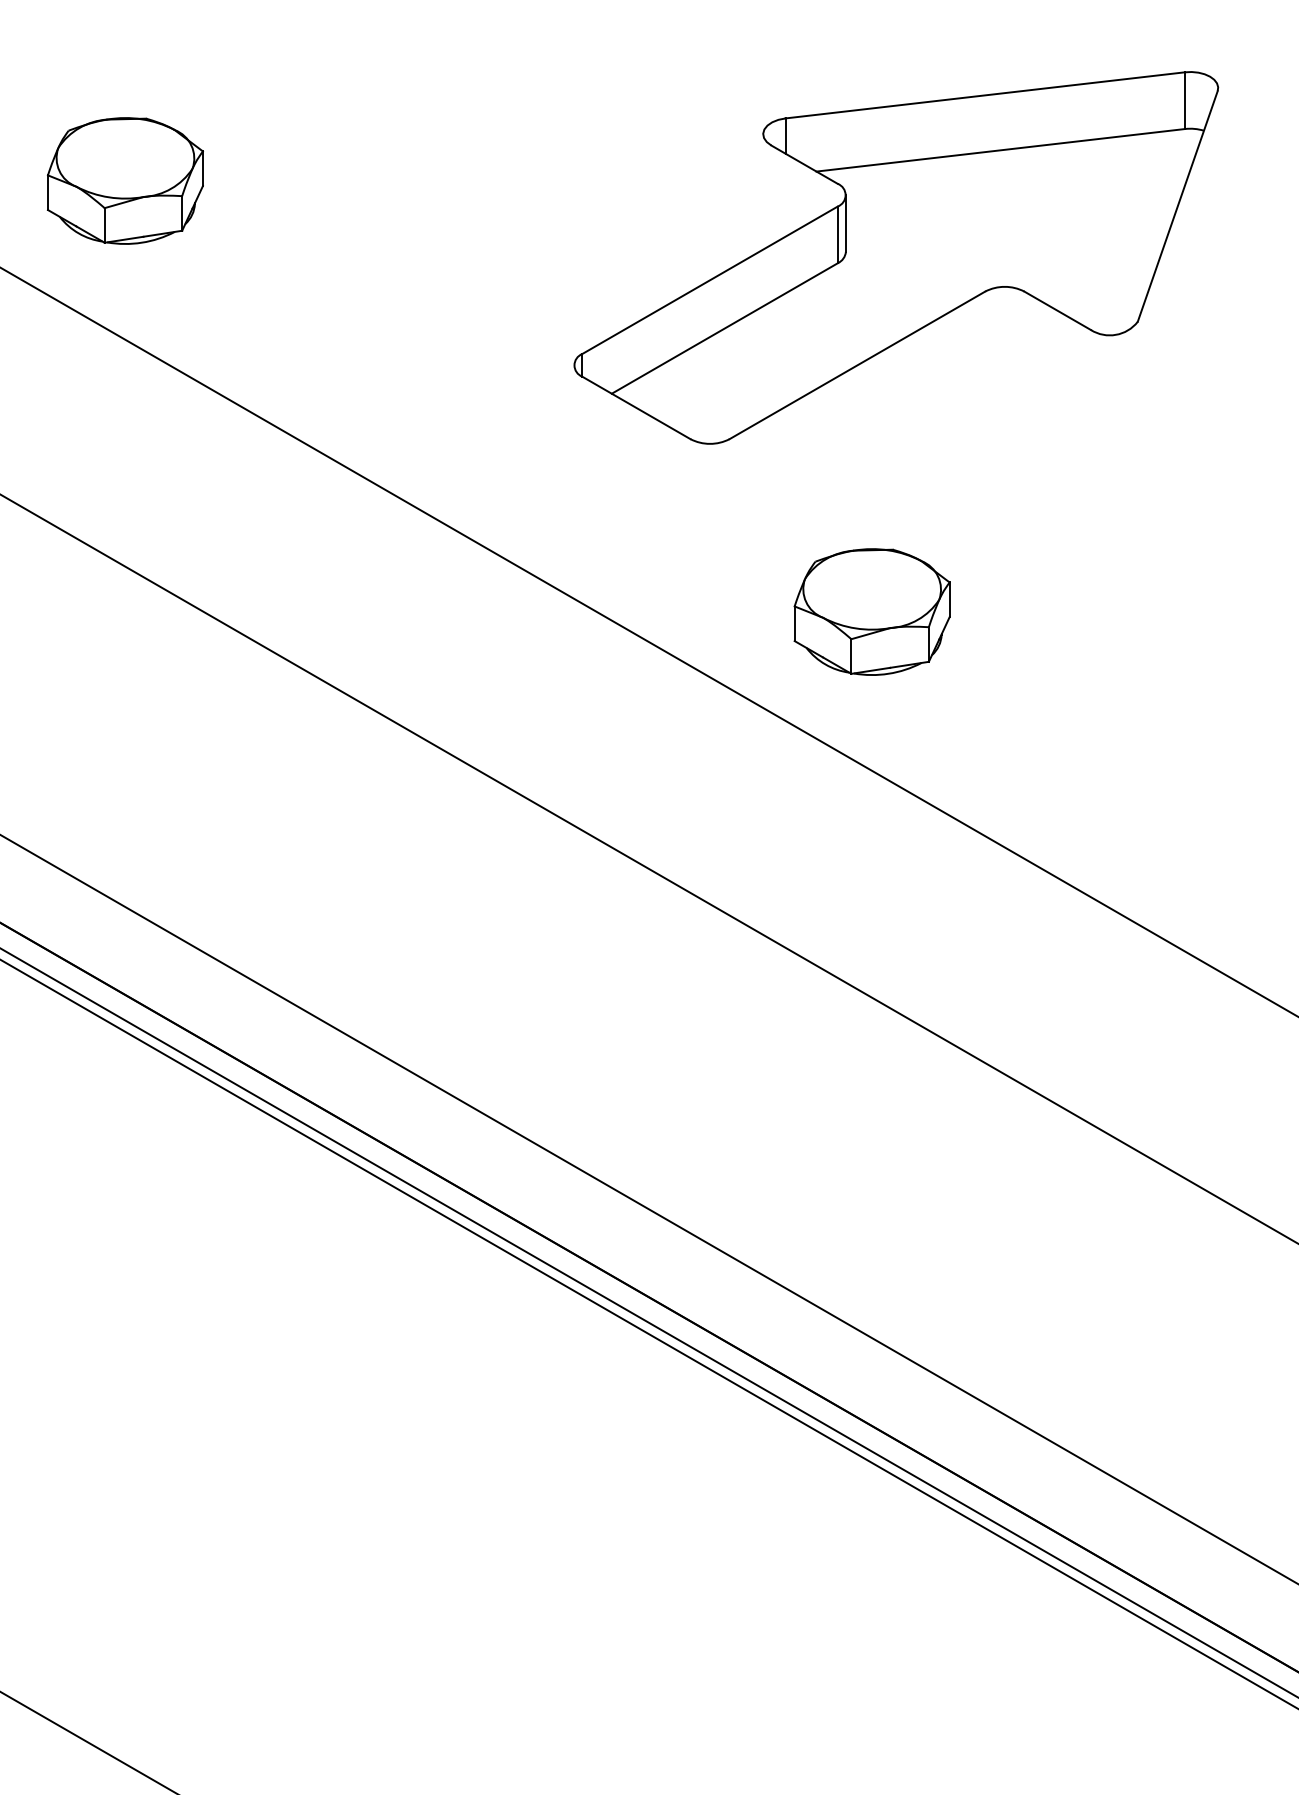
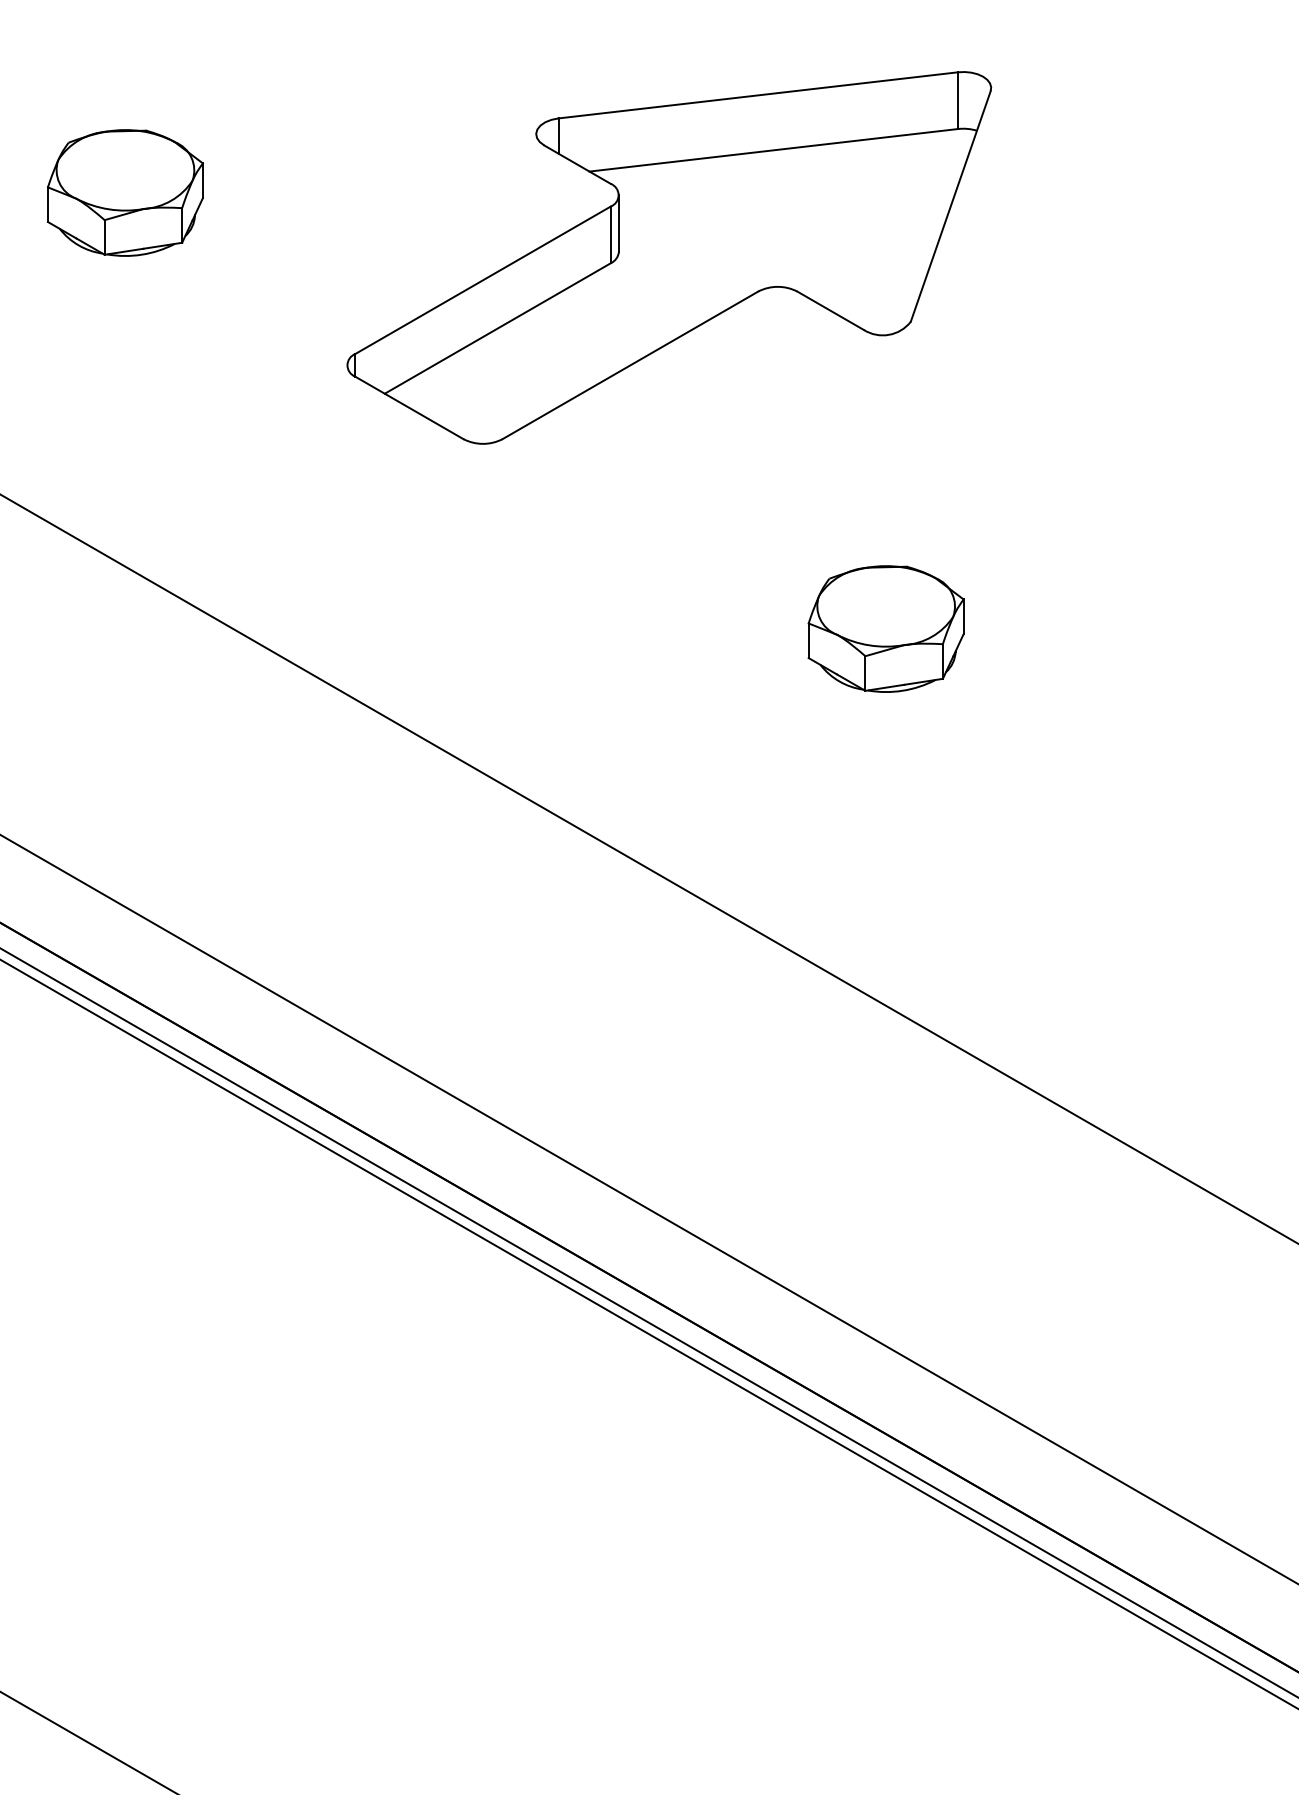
part position: (125, 180) -> (125, 192) (125, 192)
part position: (896, 257) -> (669, 257) (669, 257)
part position: (871, 611) -> (885, 628) (885, 628)
line: present -> none (648, 641)
